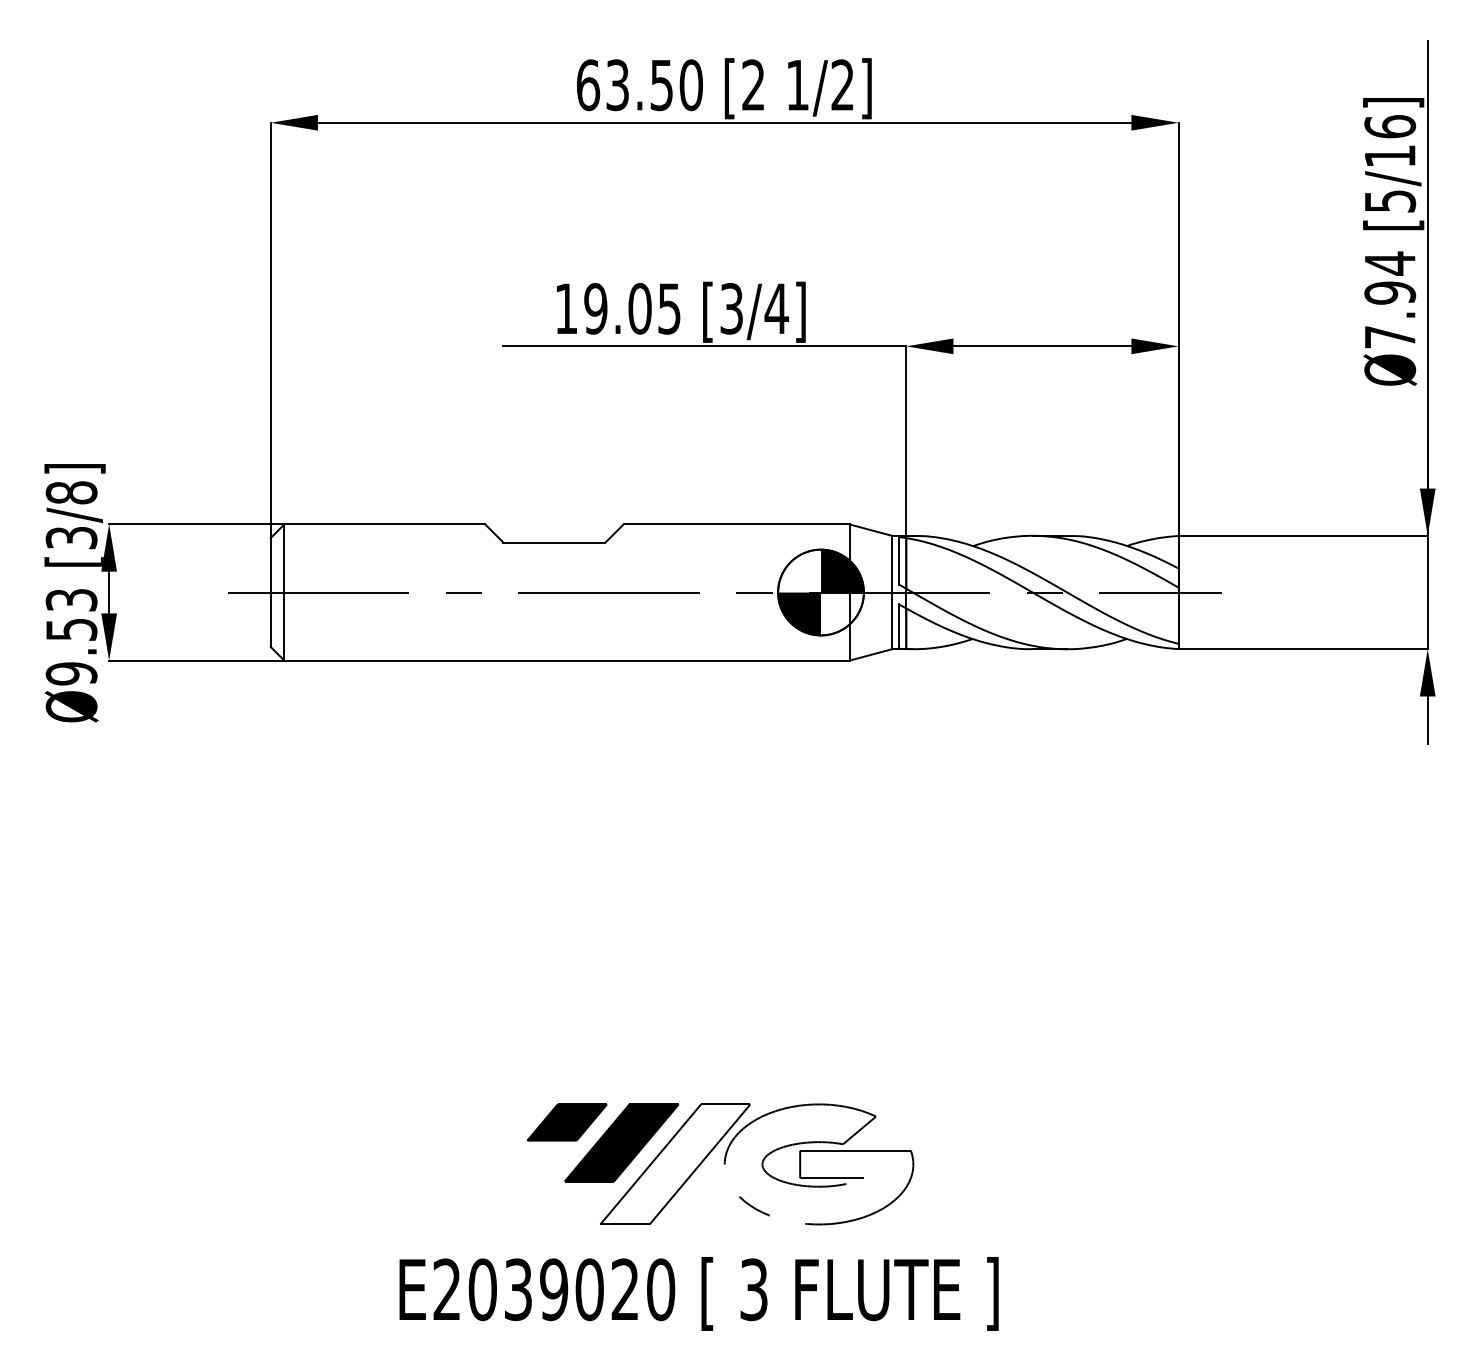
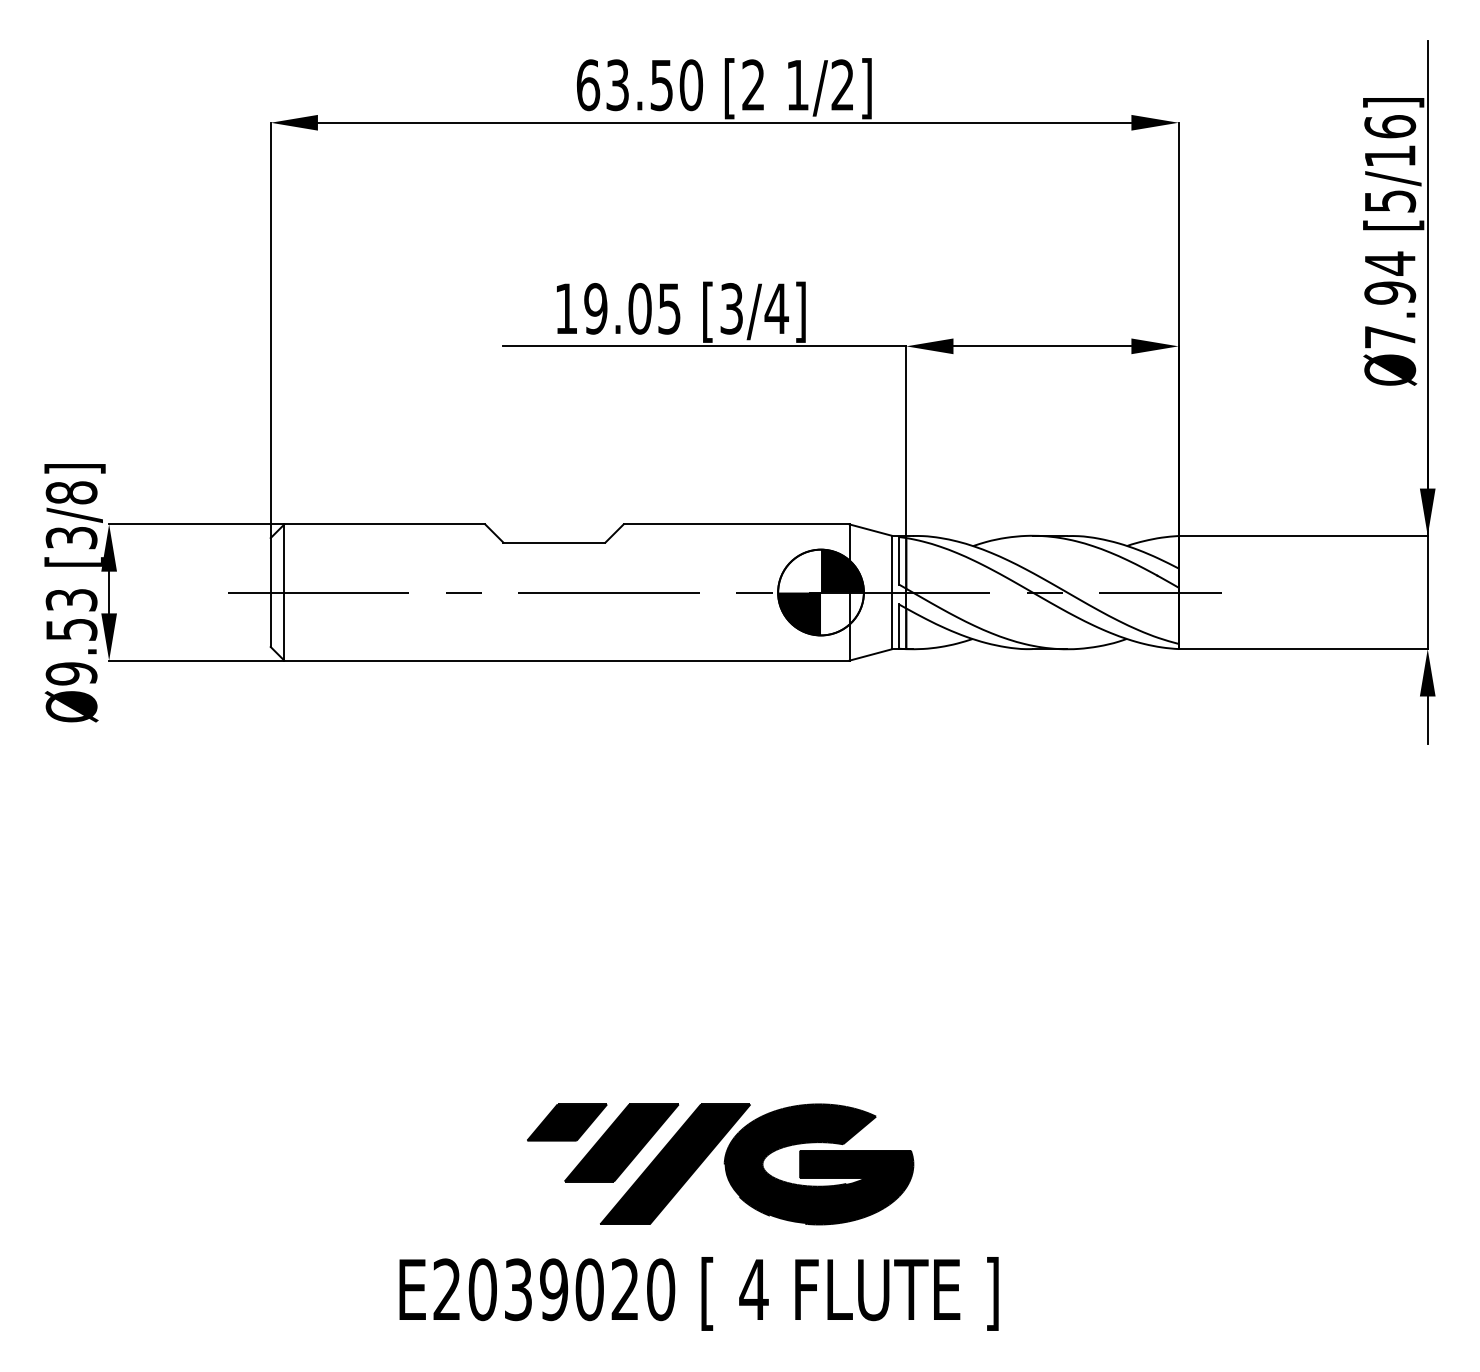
fill: none -> present (675, 1164)
fill: none -> present (818, 1164)
text: 3 -> 4 (753, 1289)
